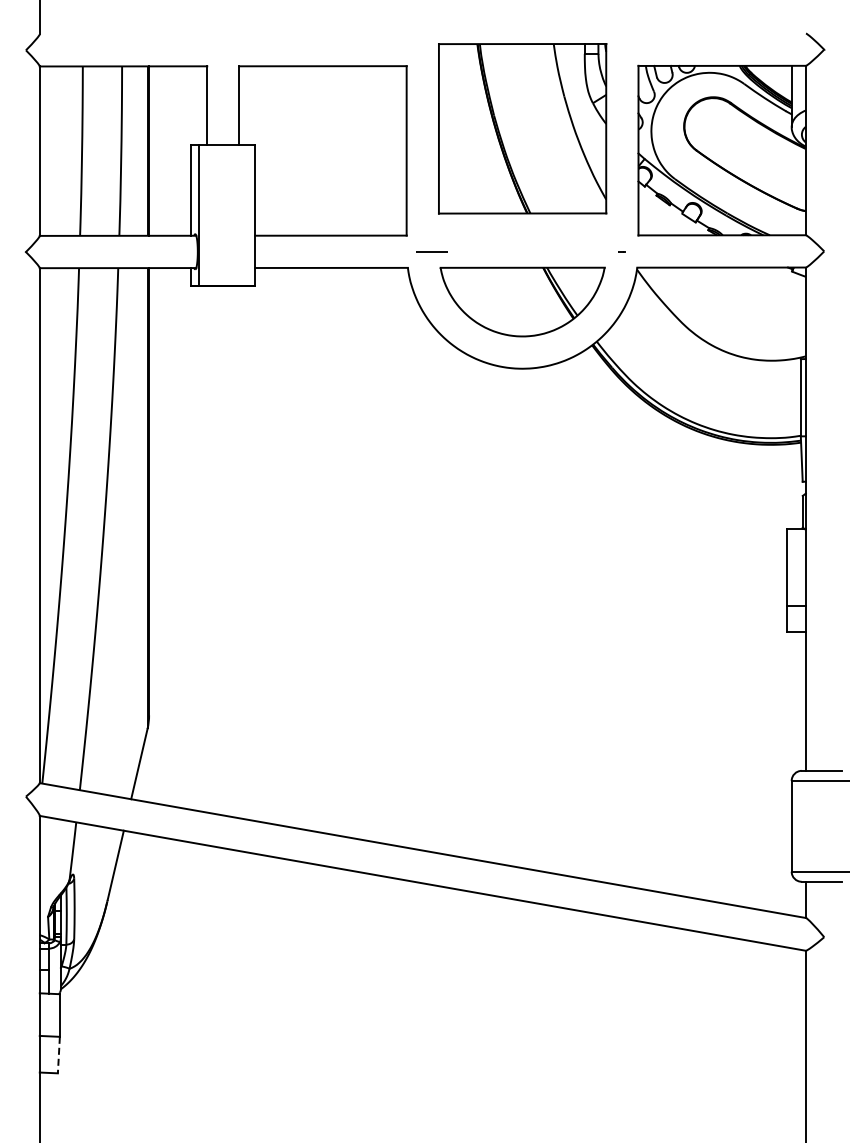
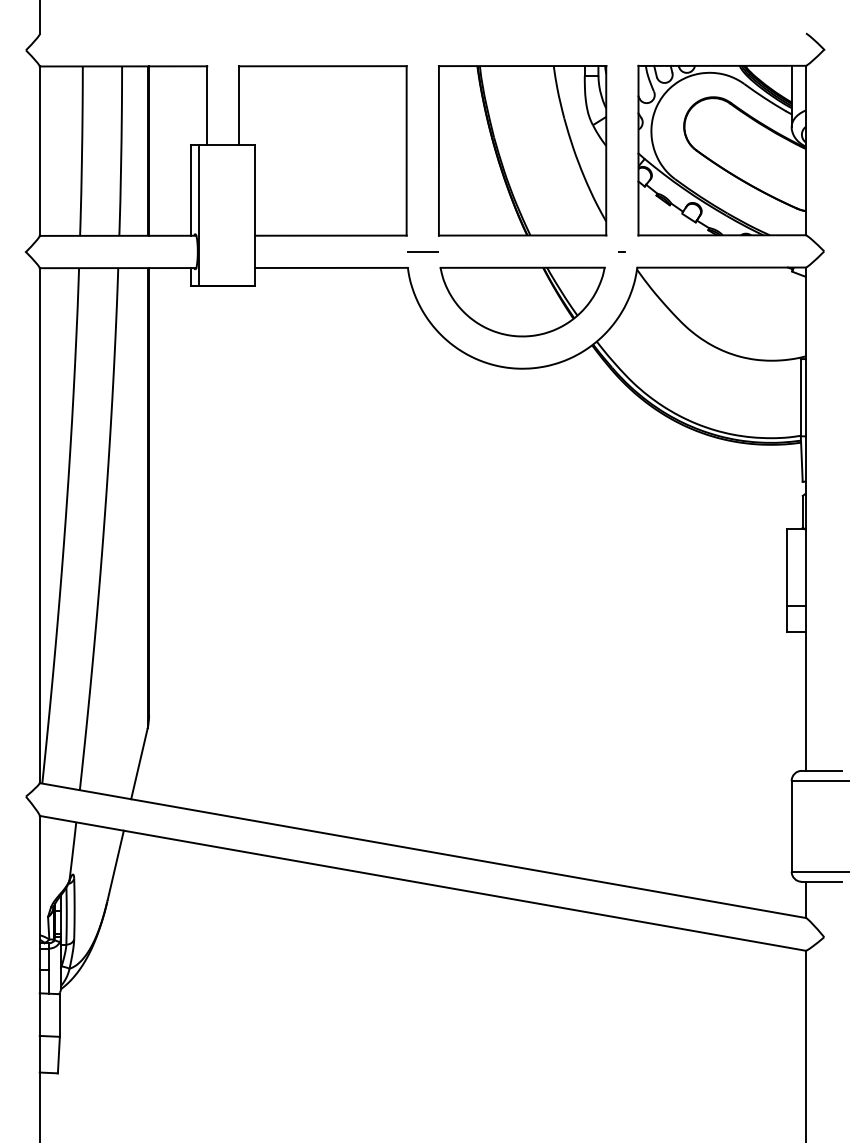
part position: (522, 128) -> (522, 150) (522, 150)
line position: (431, 251) -> (422, 251) (422, 251)
line: dashed -> solid (58, 1055)
